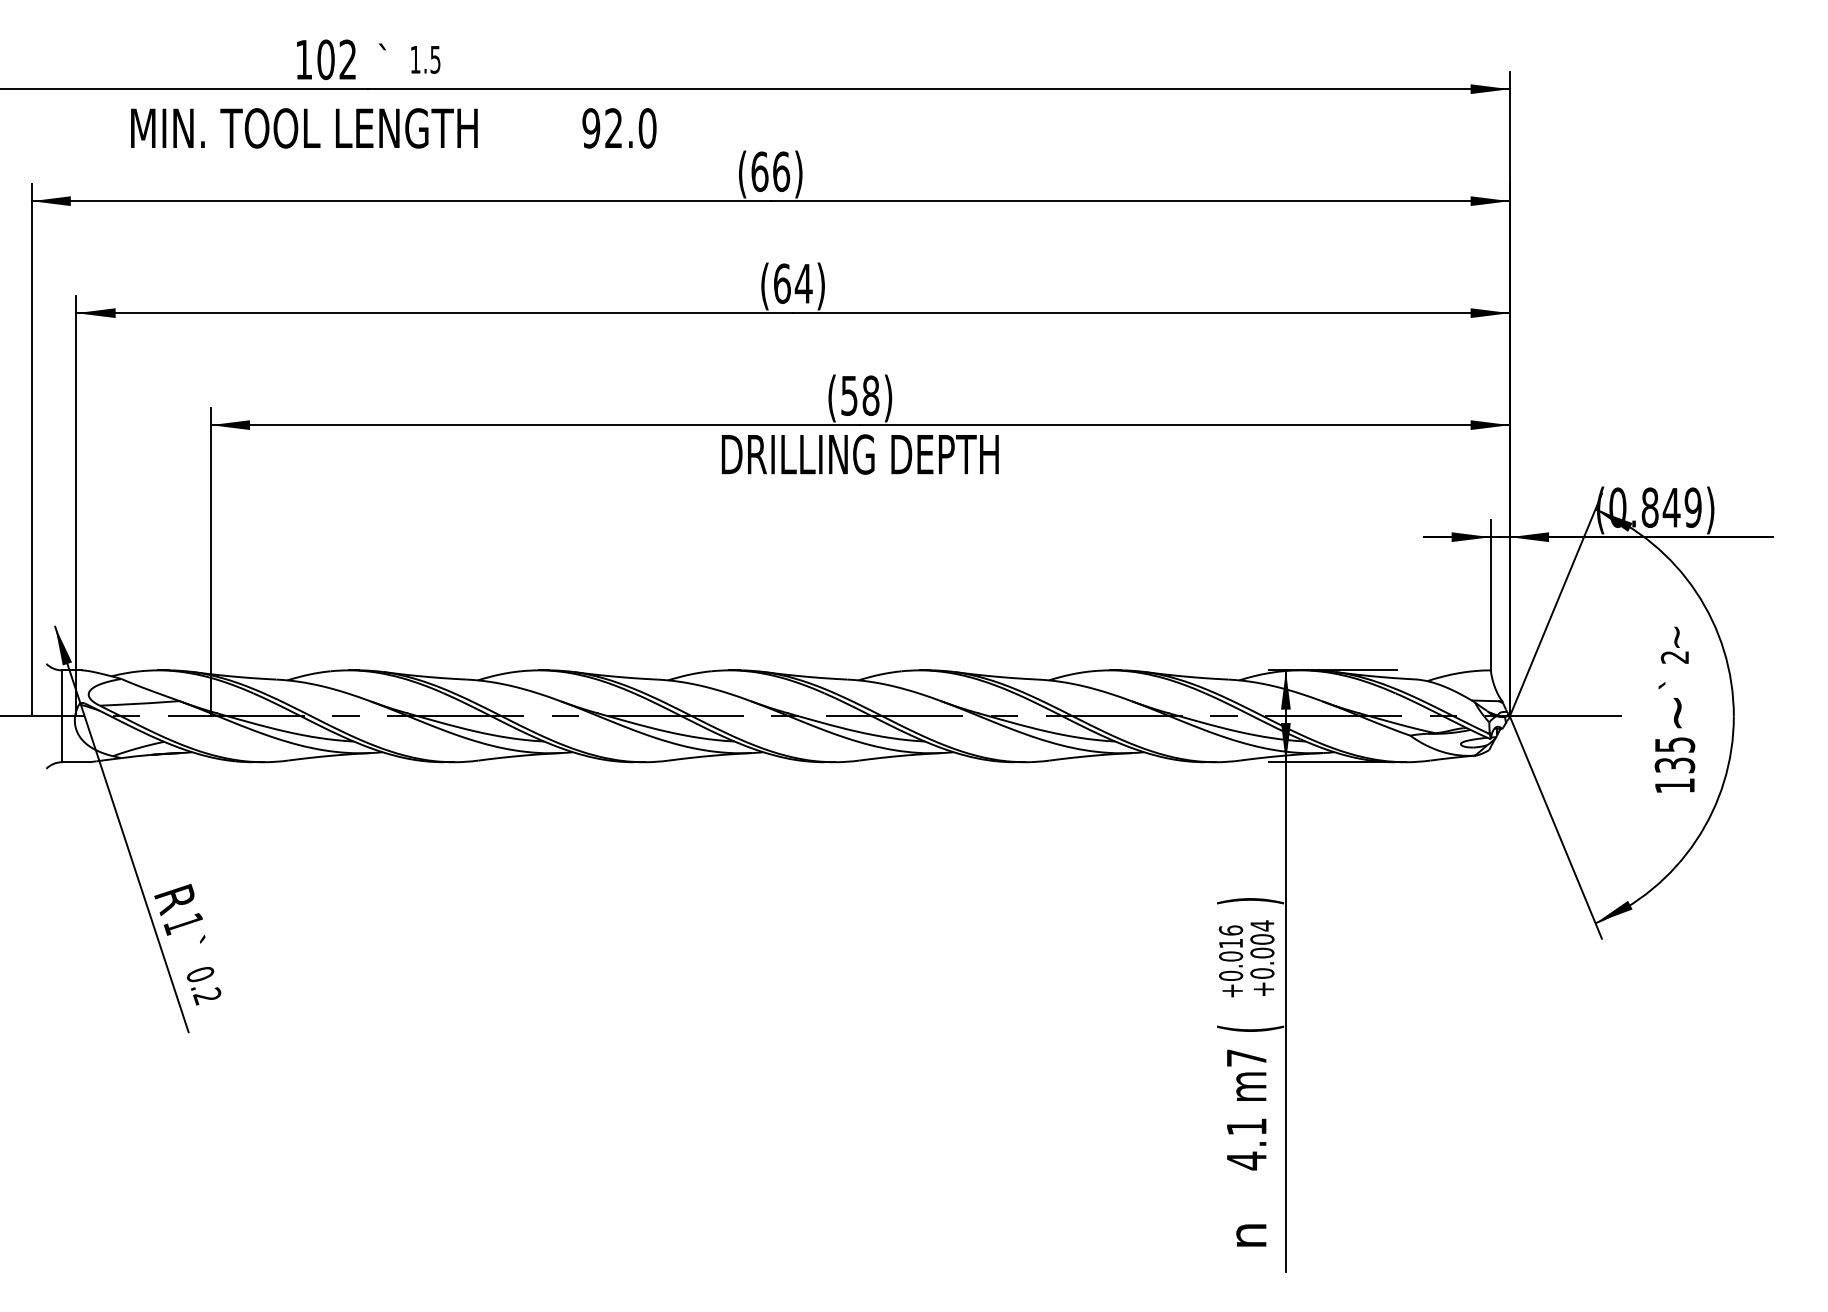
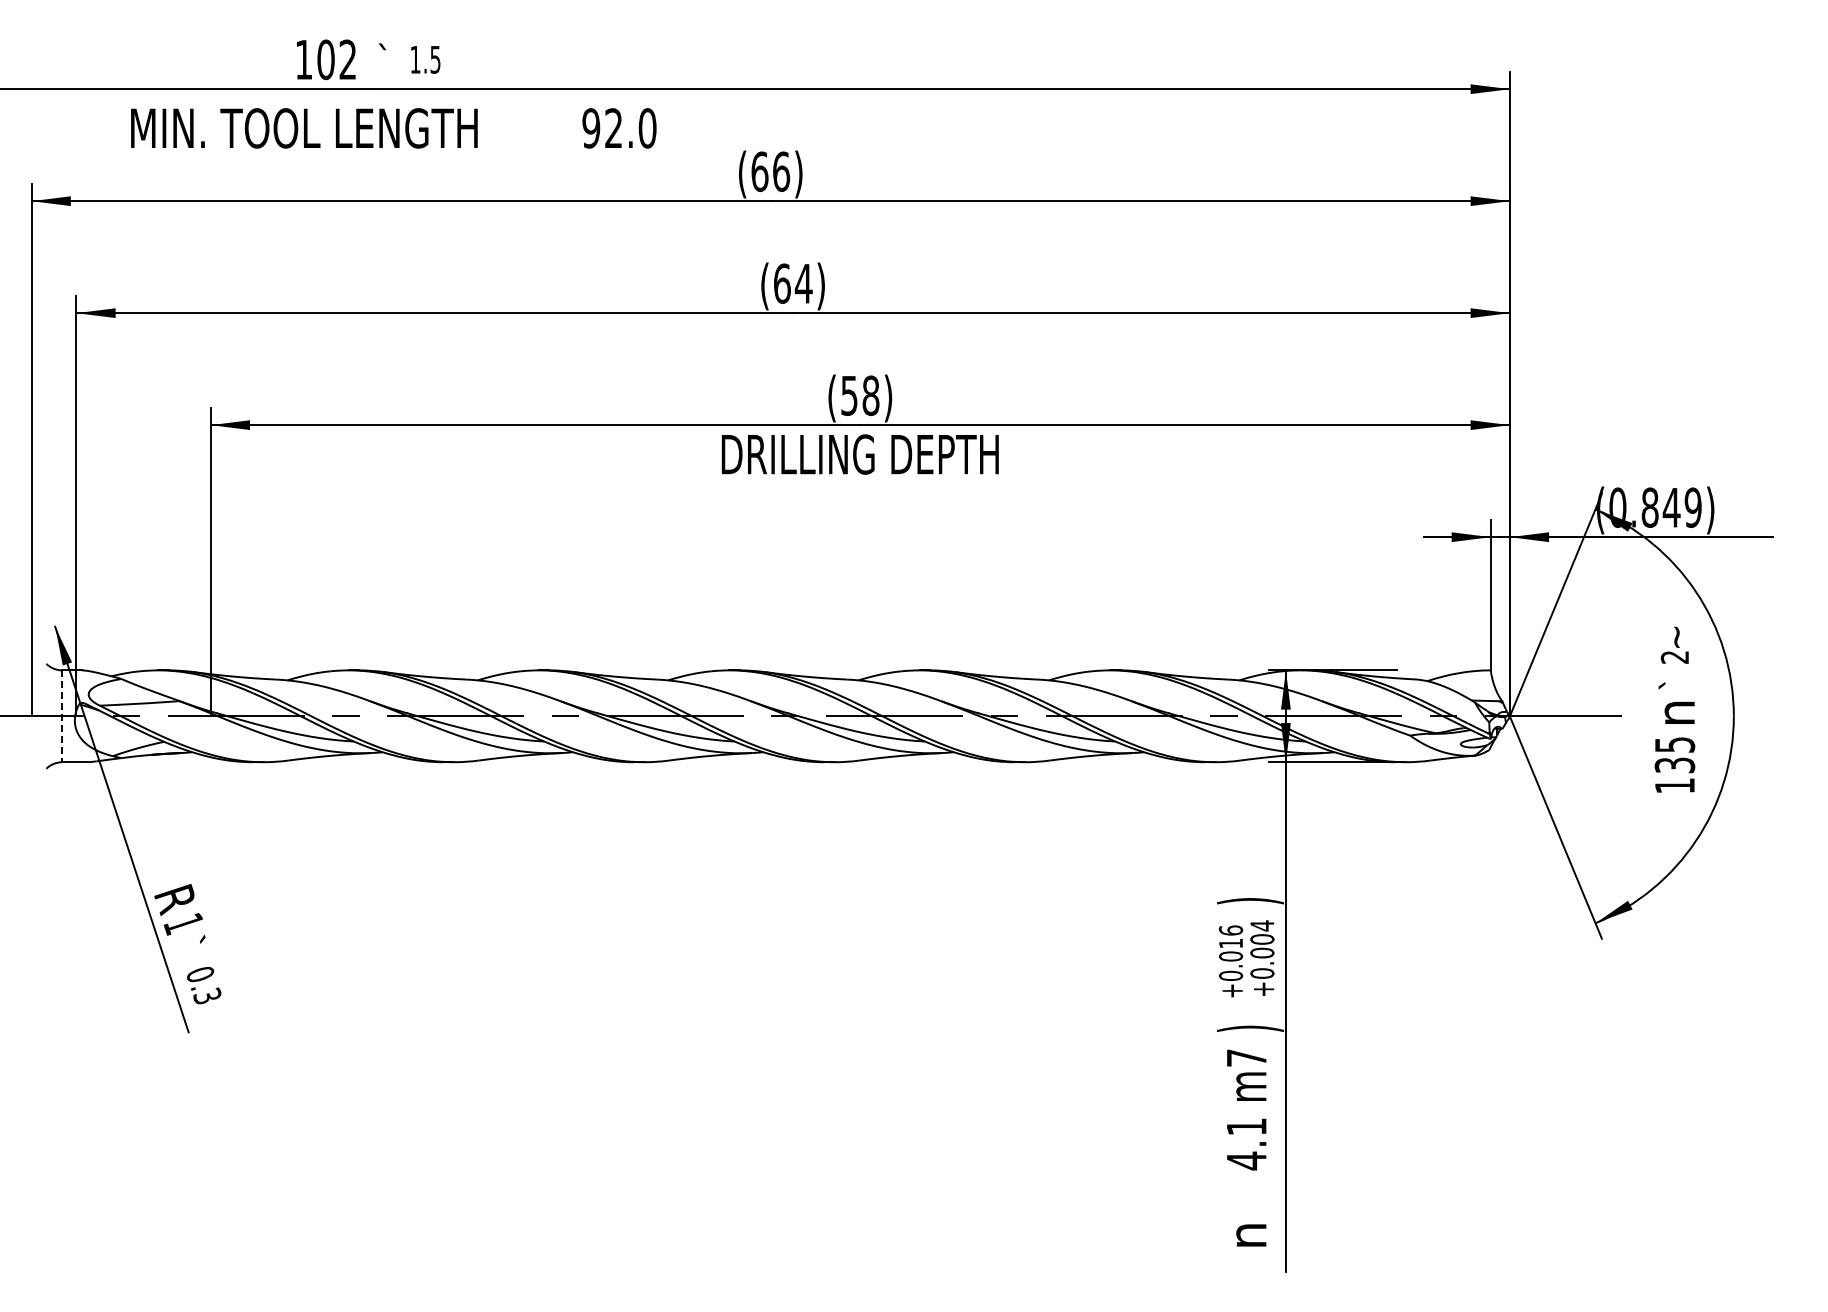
text: ~ -> n (1679, 713)
line: solid -> dashed (62, 716)
text: 0.2 -> 0.3 (207, 996)
text: ( -> ) (1250, 1028)
